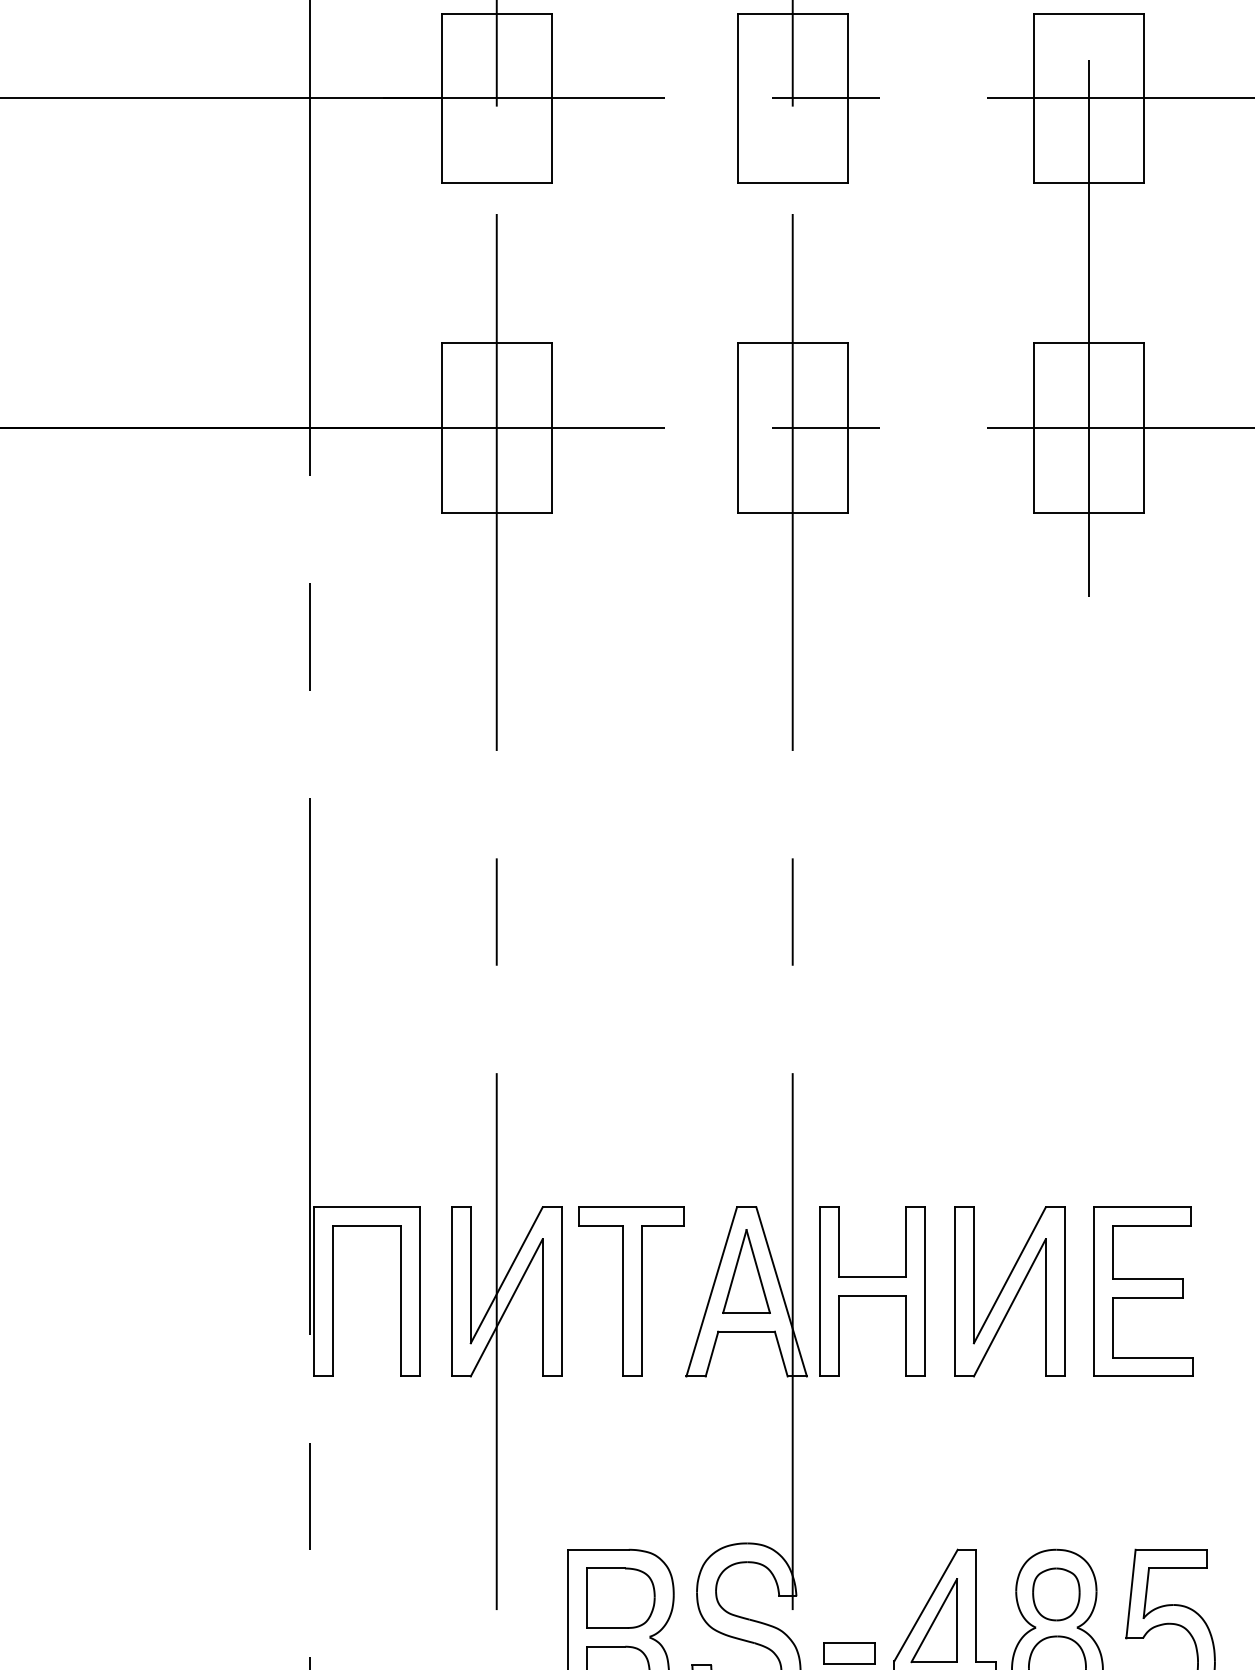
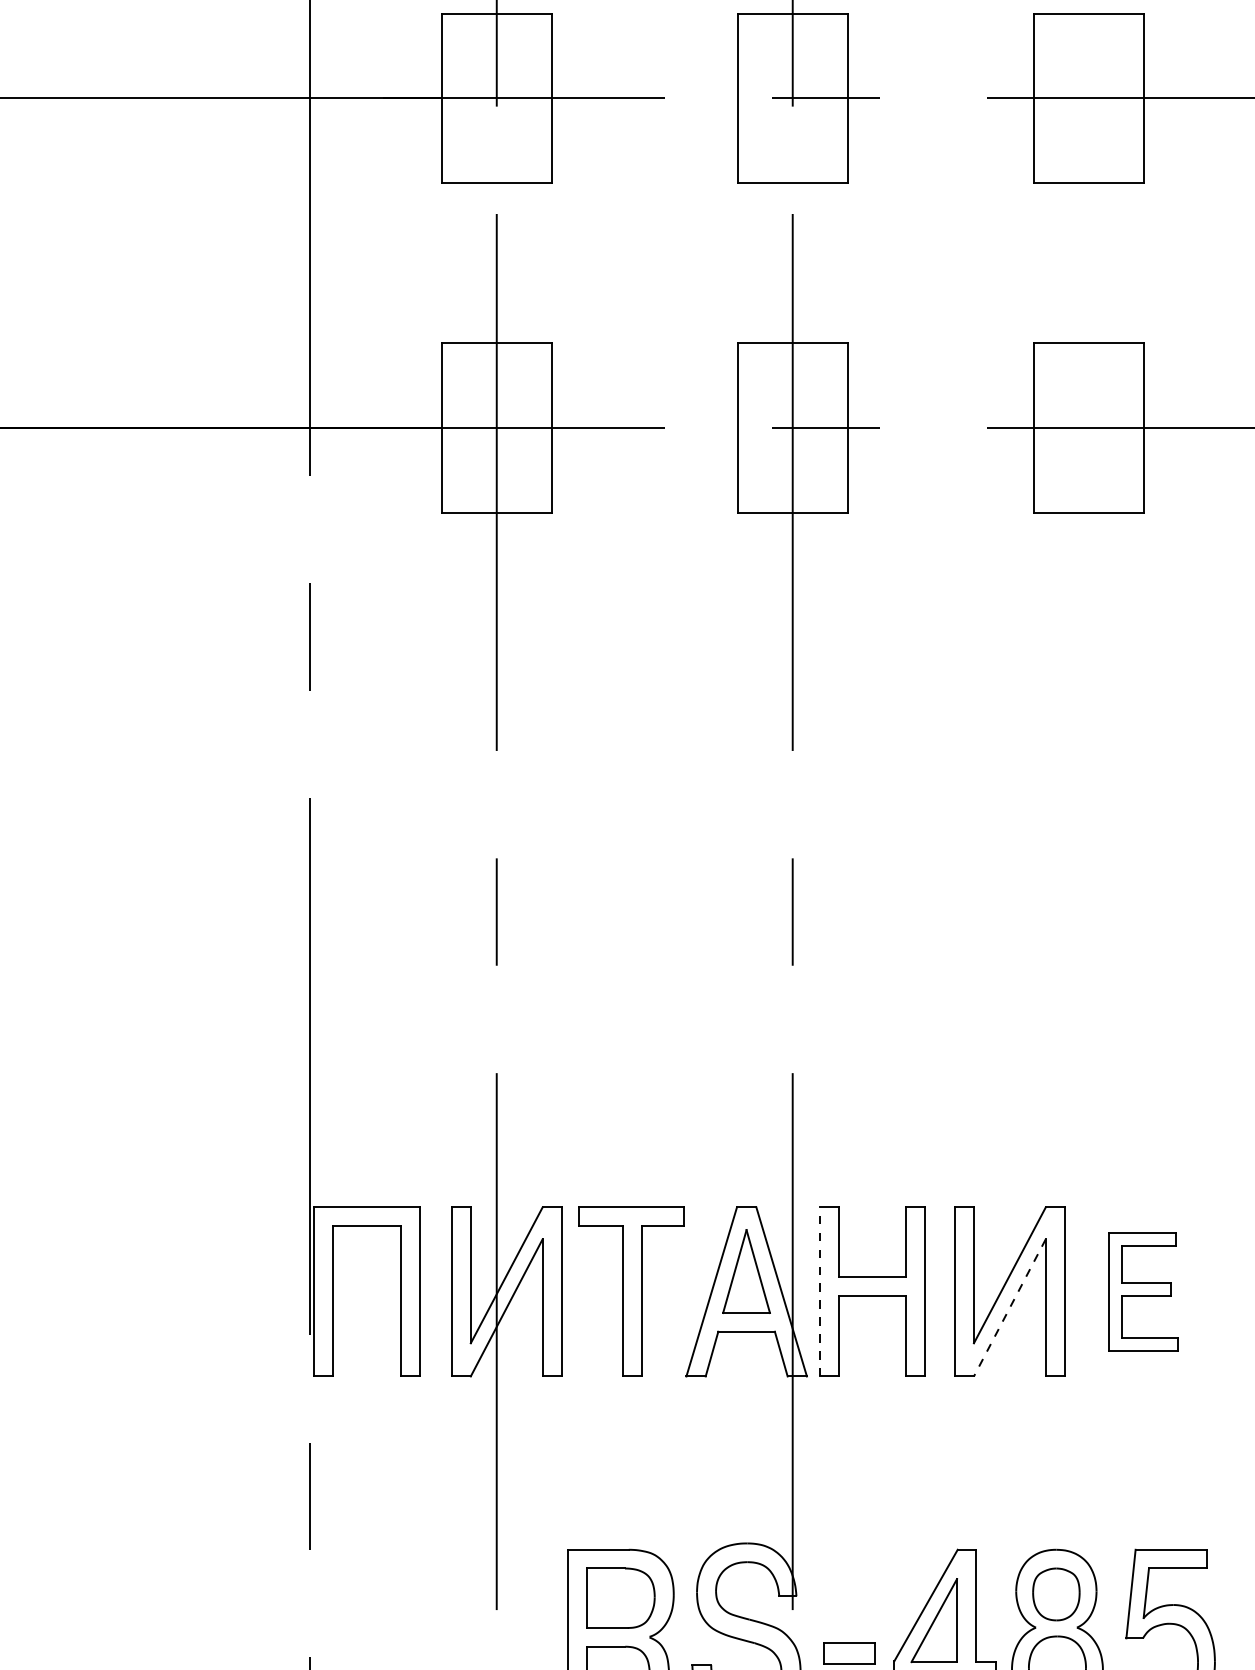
line: present -> none (1088, 299)
line: solid -> dashed (819, 1291)
part size: 101x171 px -> 71x120 px (1143, 1291)
line: solid -> dashed (1009, 1308)
